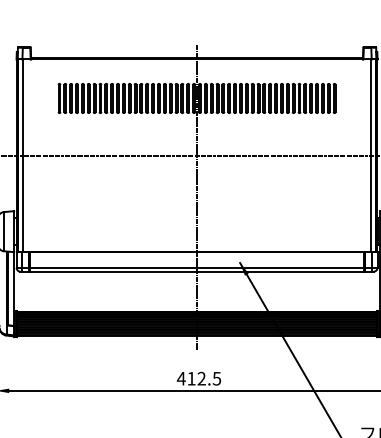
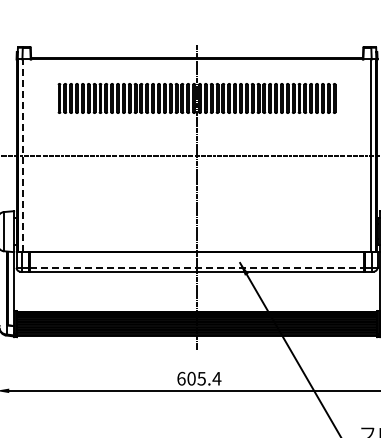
line: solid -> dashed (22, 155)
line: solid -> dashed (197, 267)
text: 412.5 -> 605.4 (198, 378)
